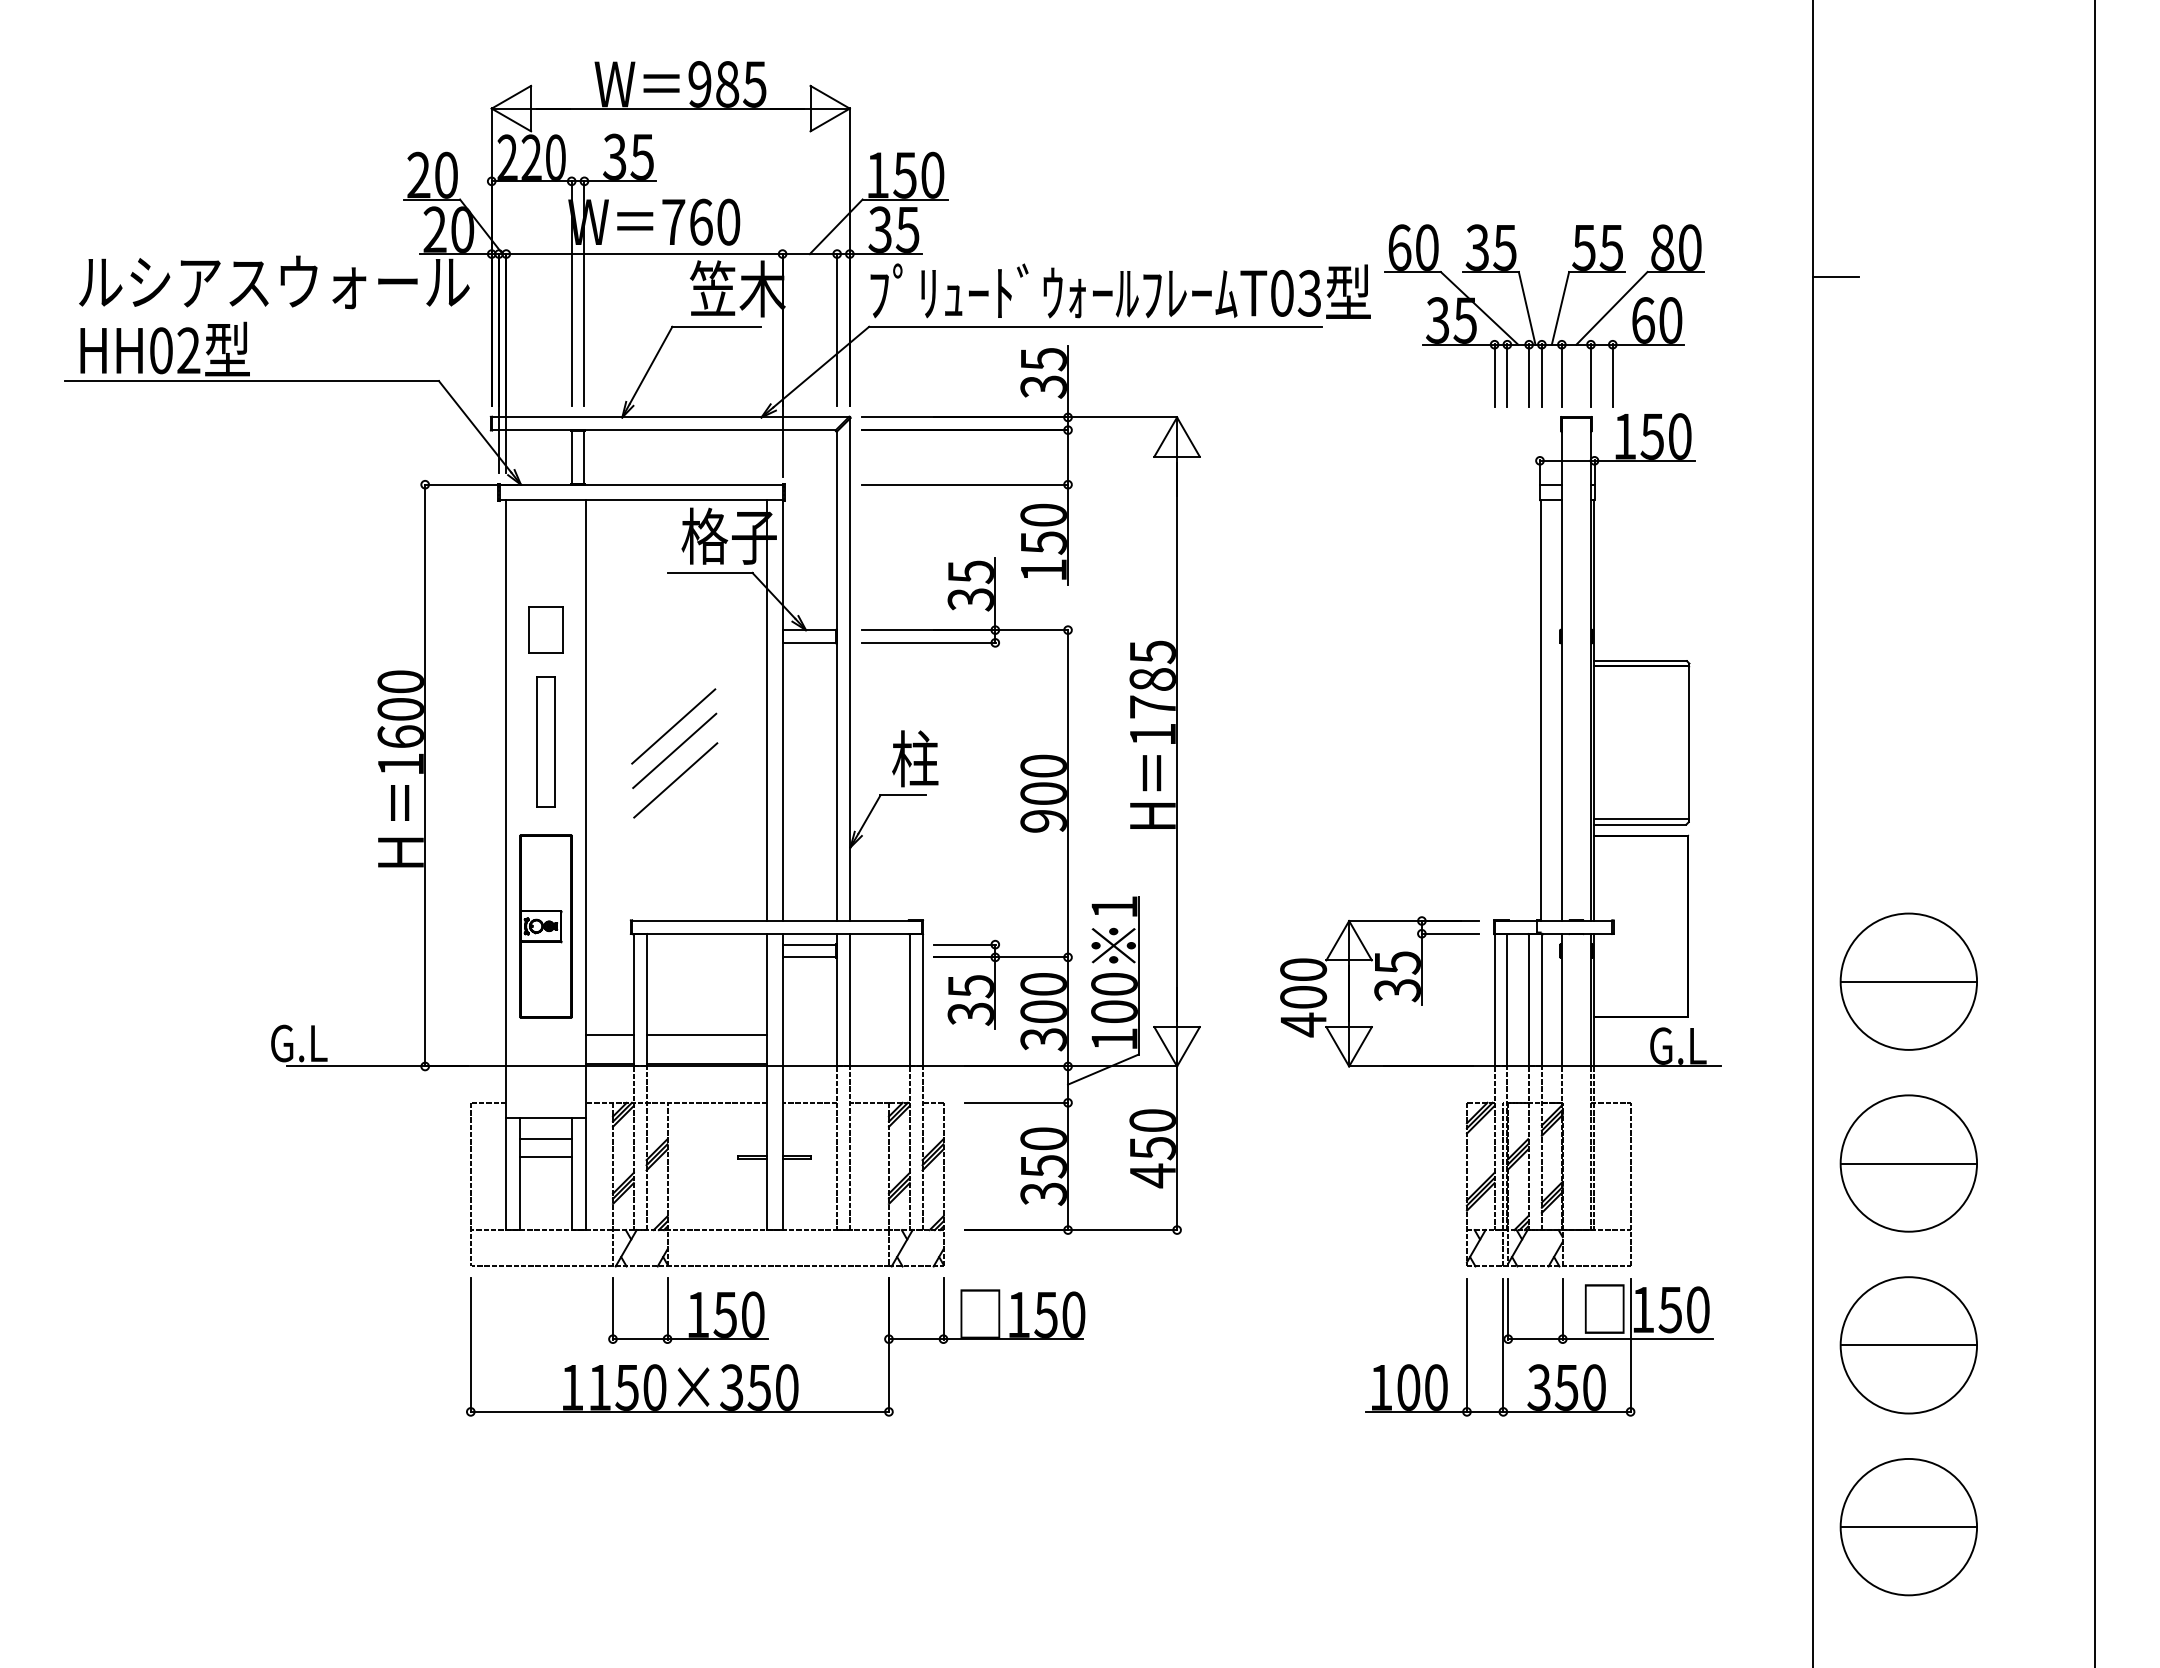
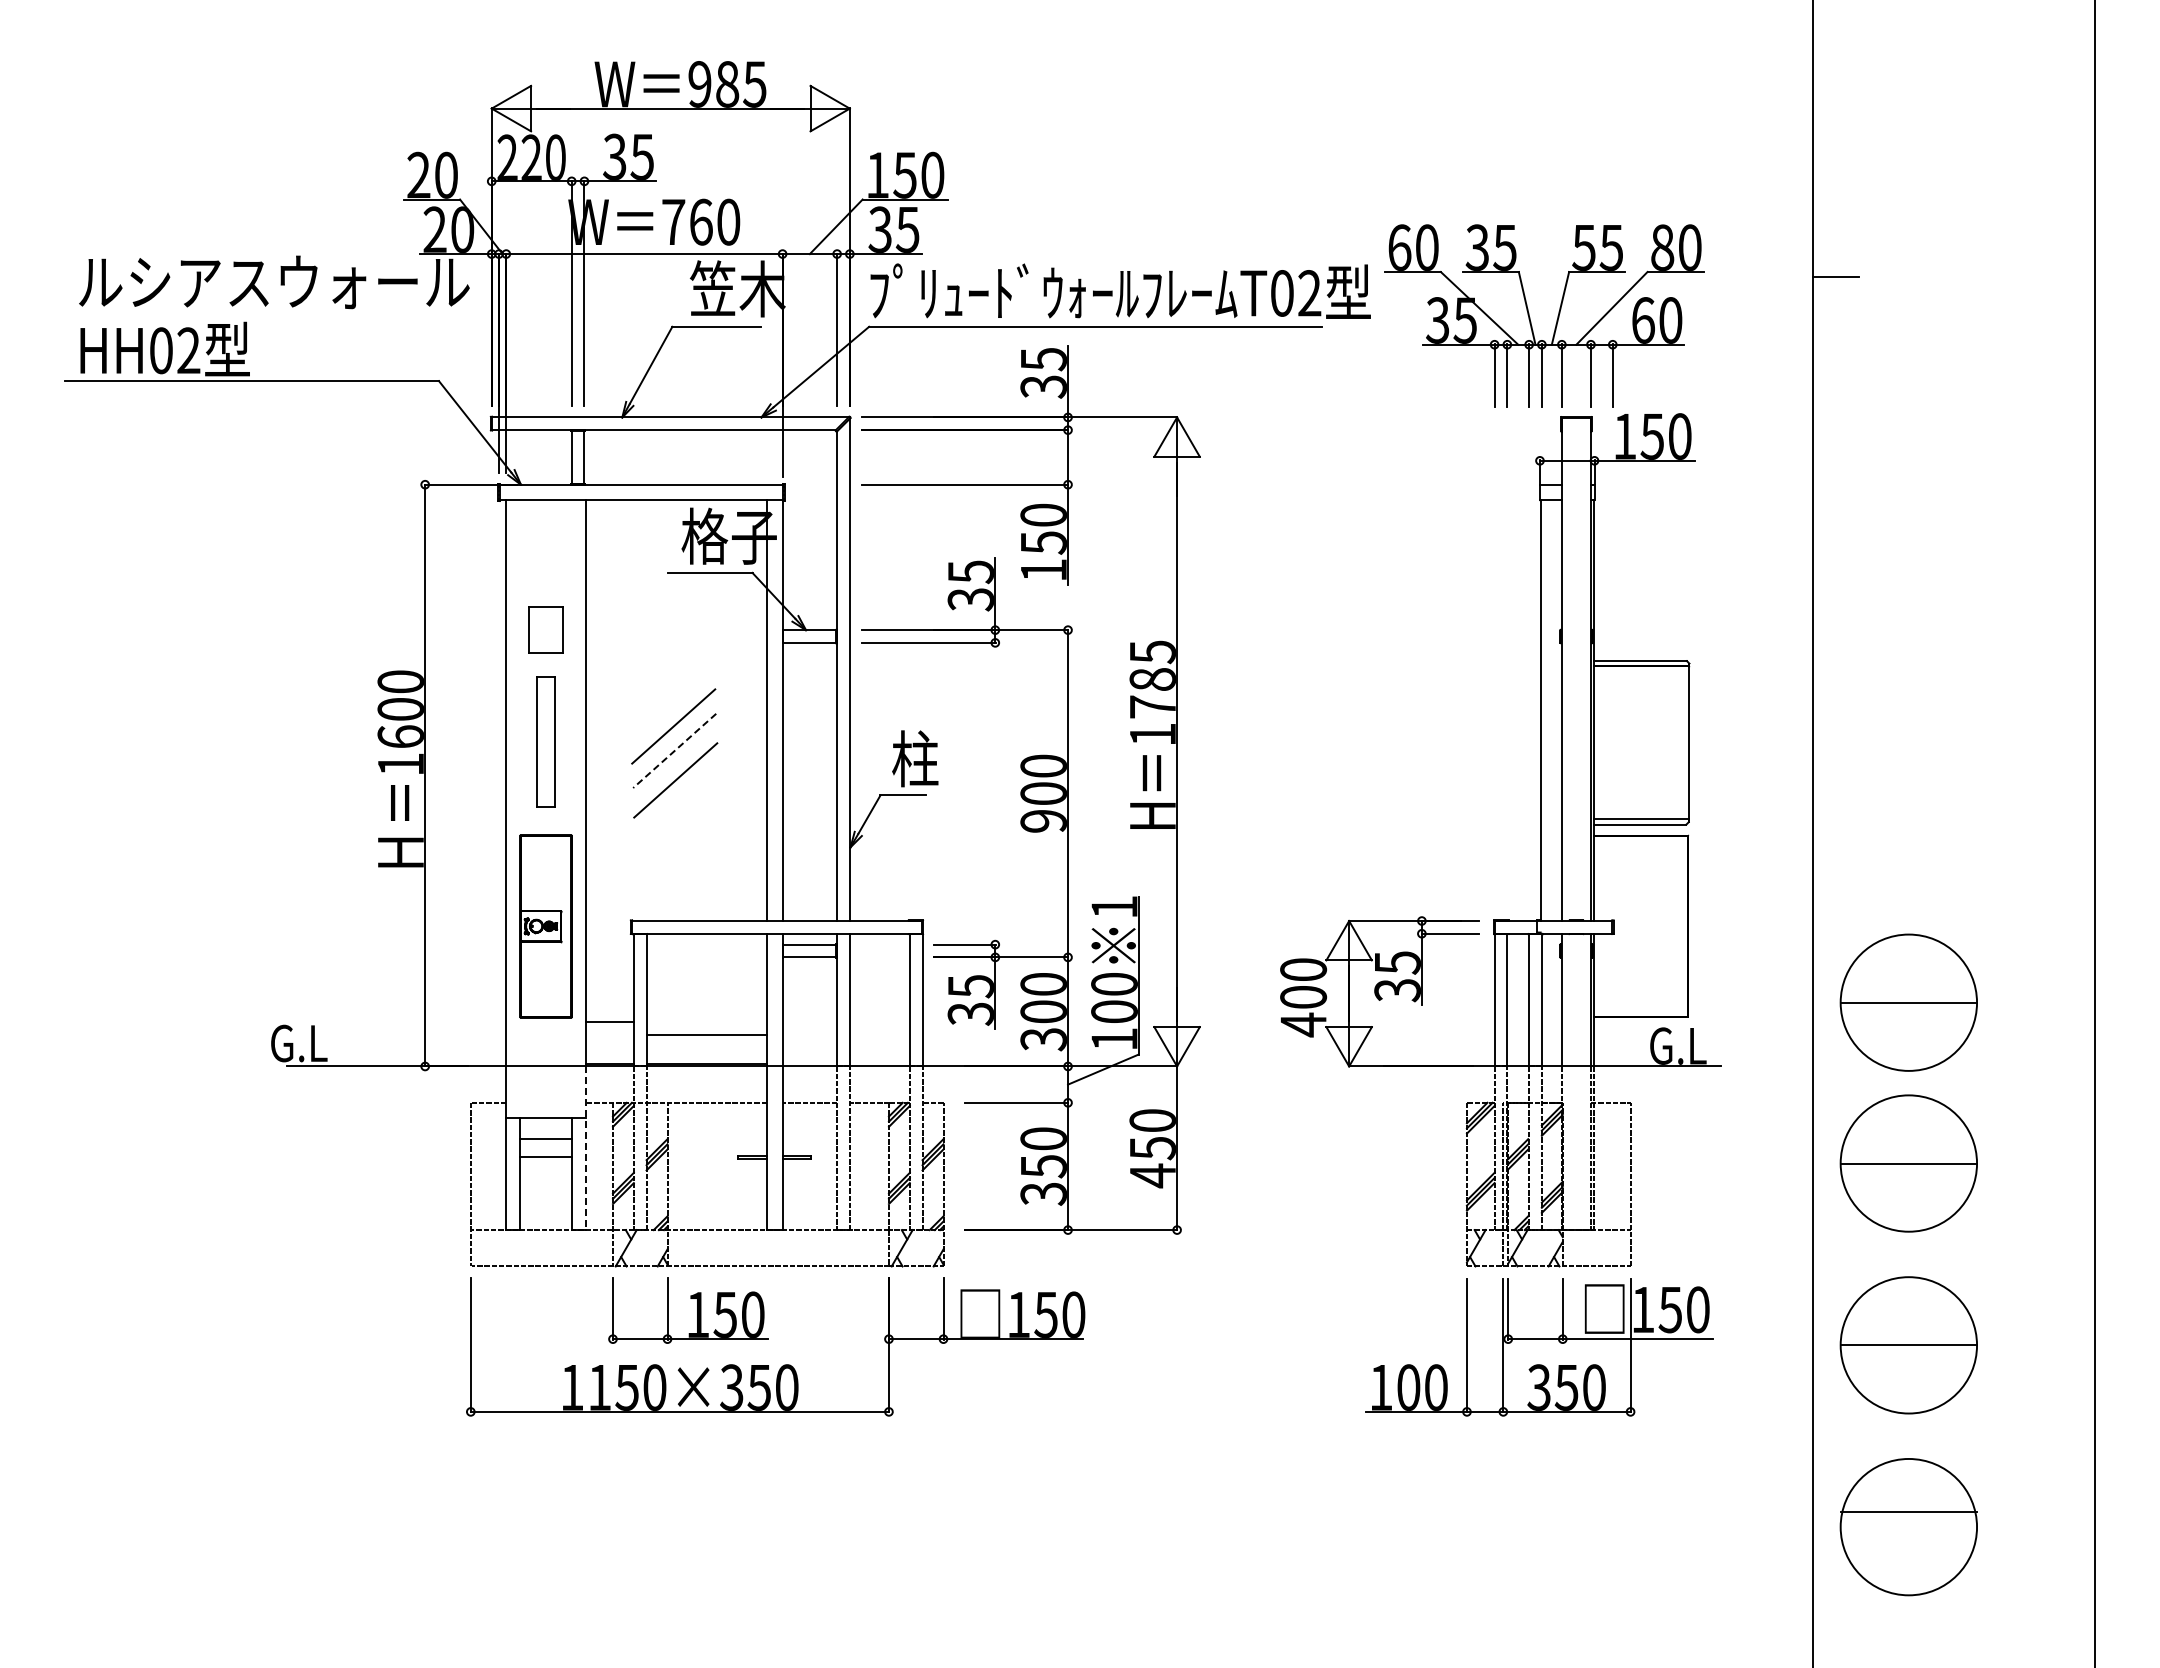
text: T03 -> T02 (1309, 293)
line: solid -> dashed (674, 750)
part position: (1908, 981) -> (1908, 1002) (1908, 1002)
line position: (609, 1034) -> (609, 1021) (609, 1021)
line: solid -> dashed (585, 1148)
line position: (1908, 1527) -> (1908, 1512) (1908, 1512)
